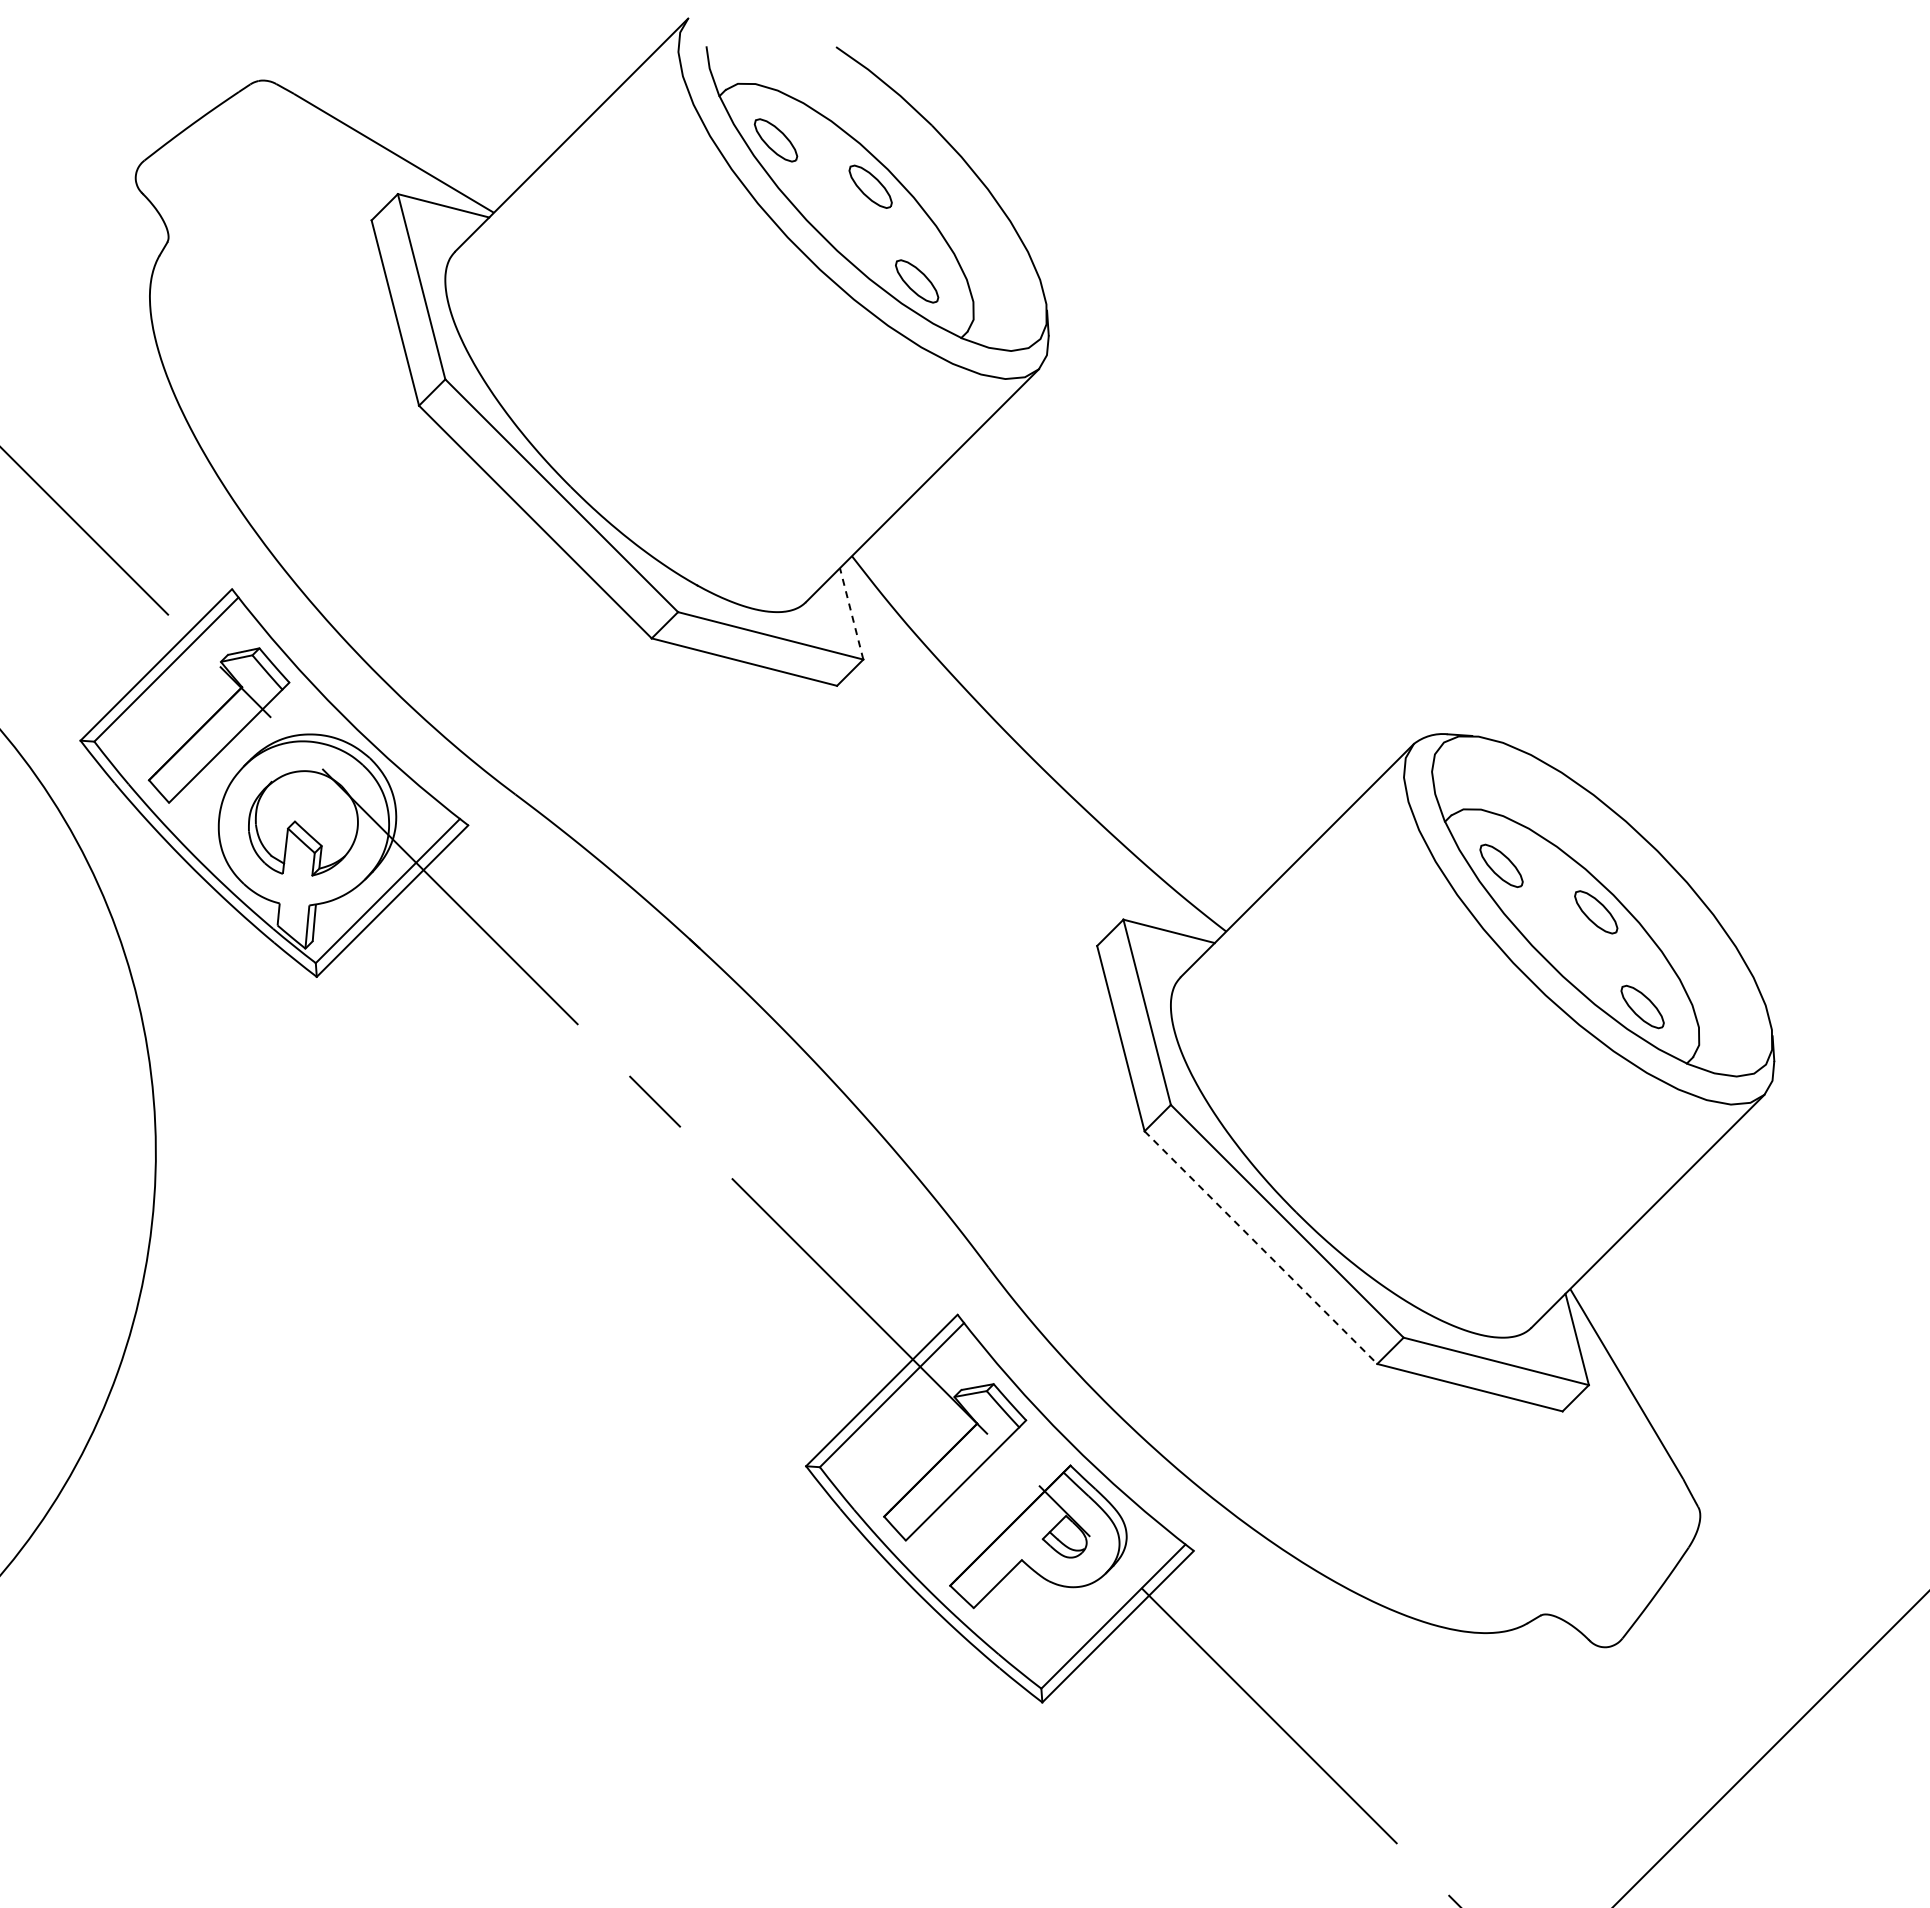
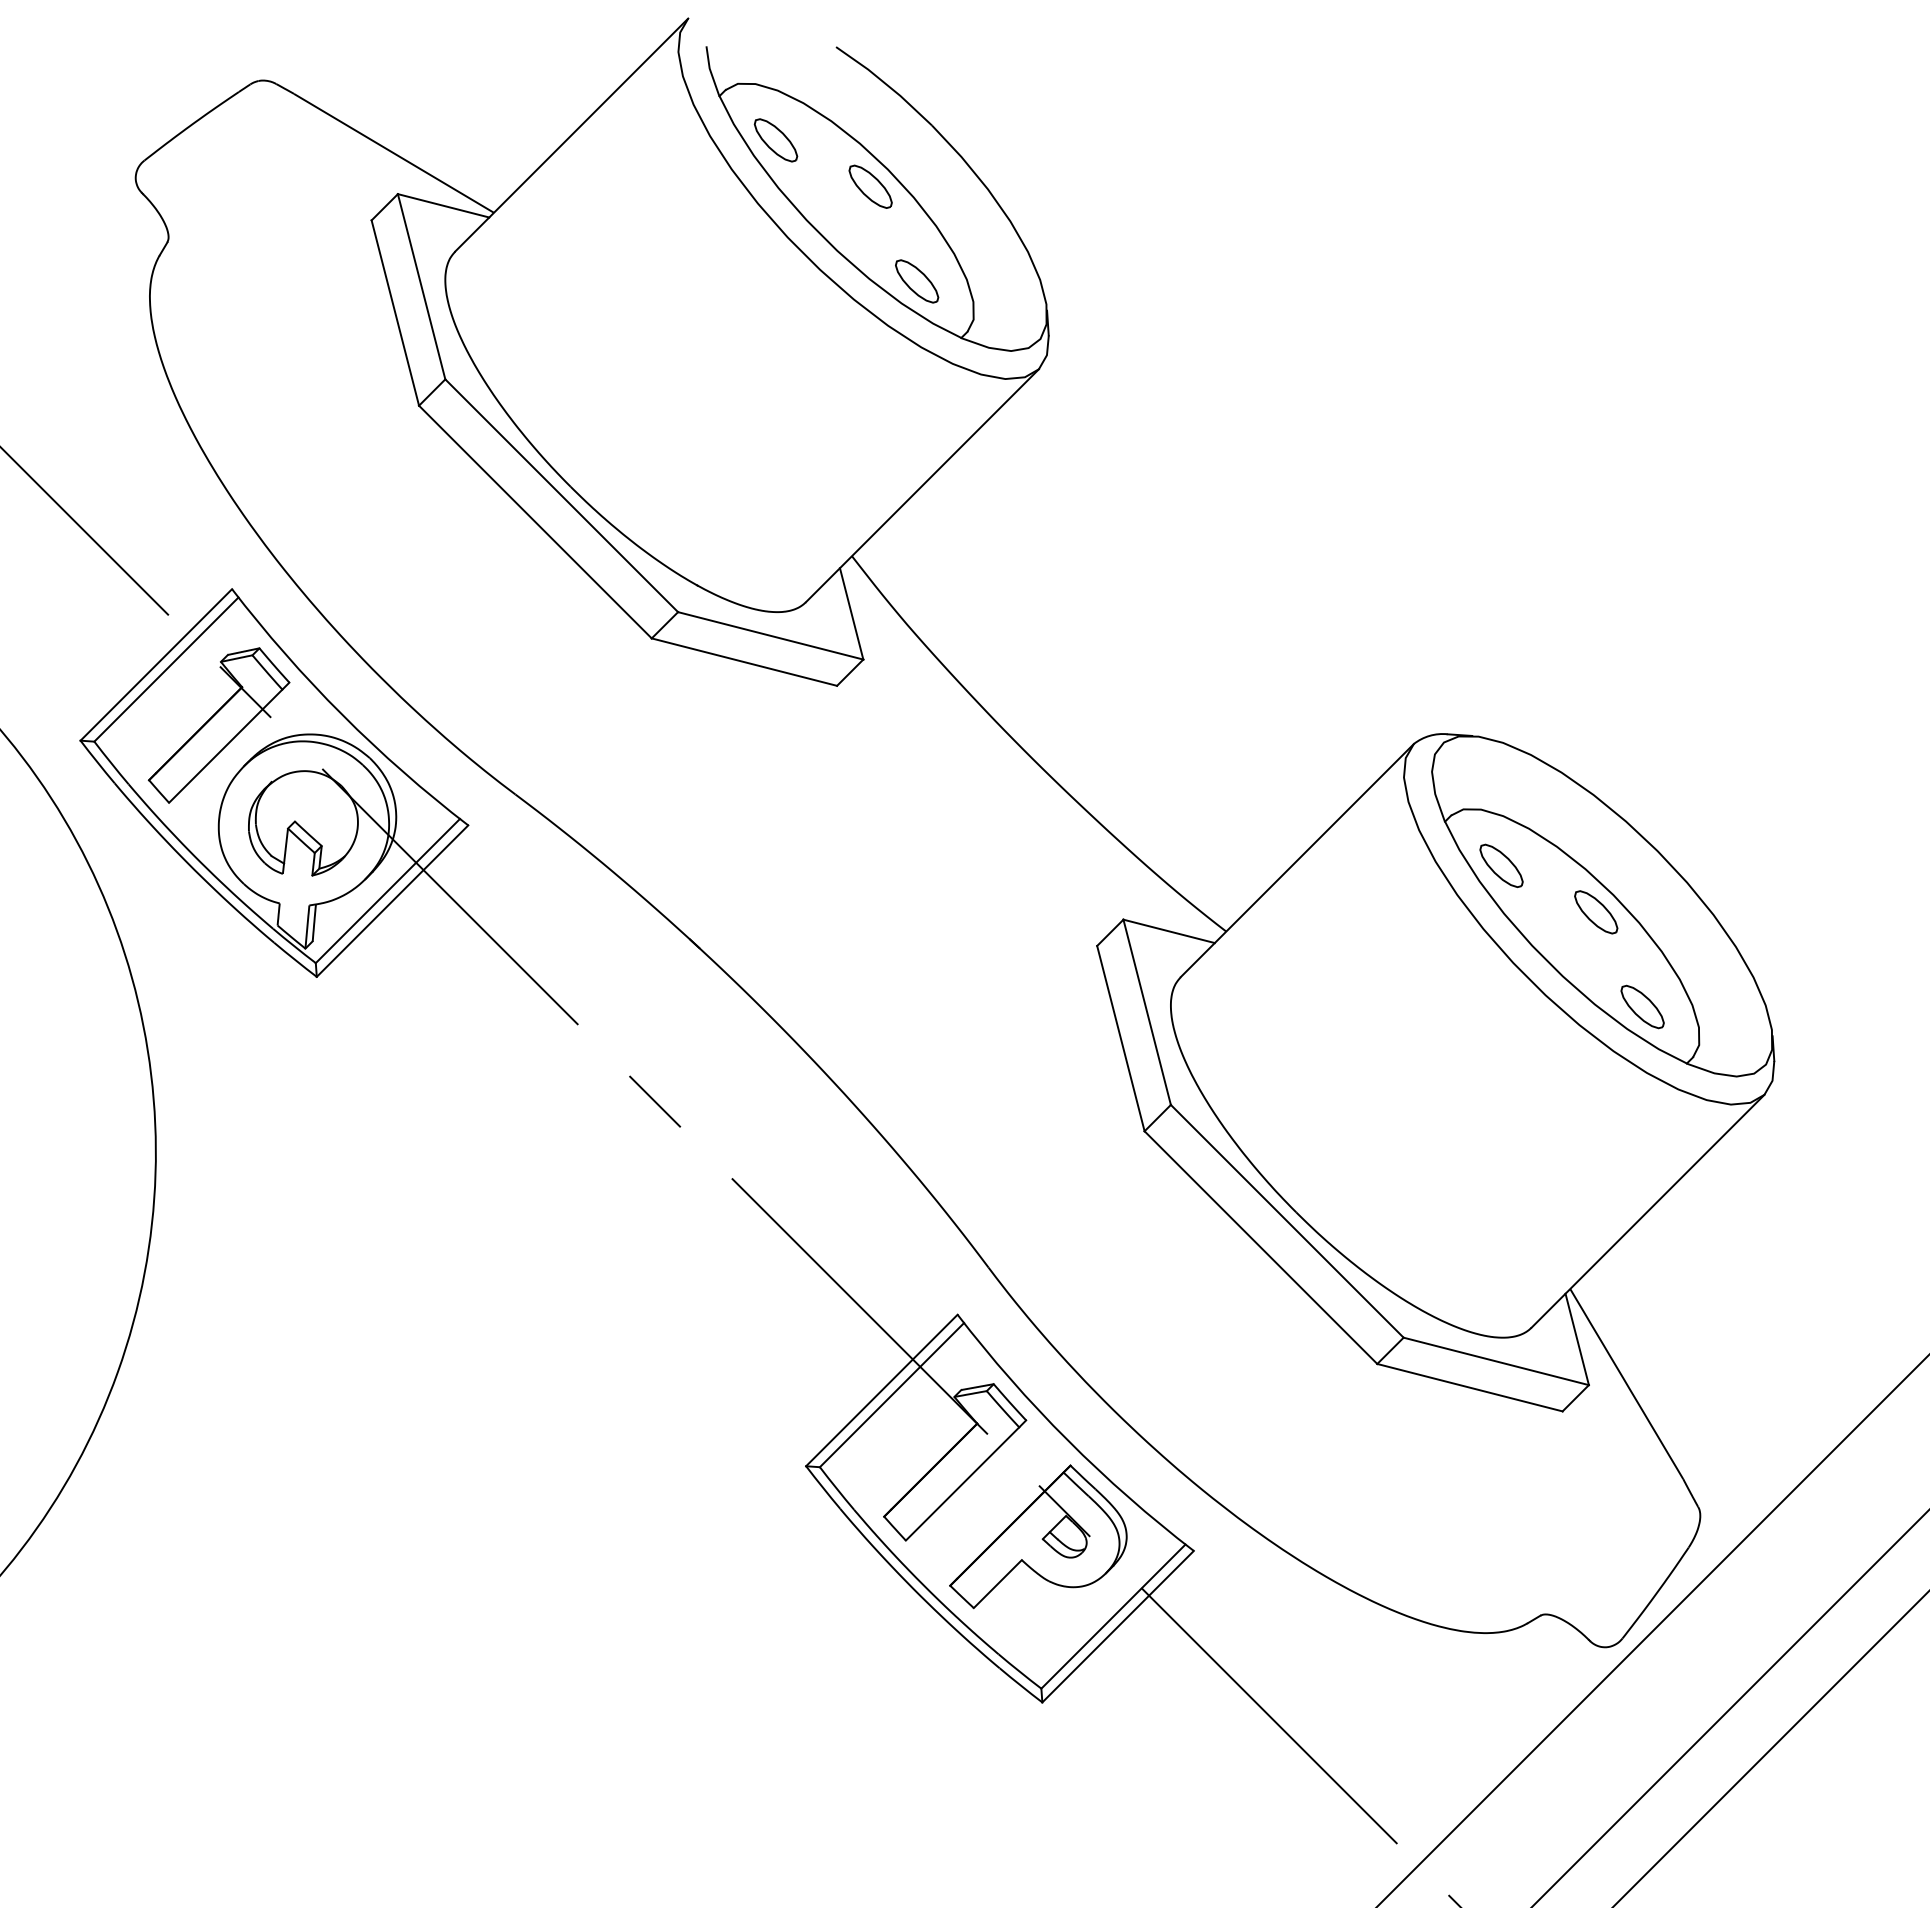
line: dashed -> solid (851, 613)
line: dashed -> solid (1260, 1247)
line: none -> present (1652, 1630)
line: none -> present (1730, 1708)
